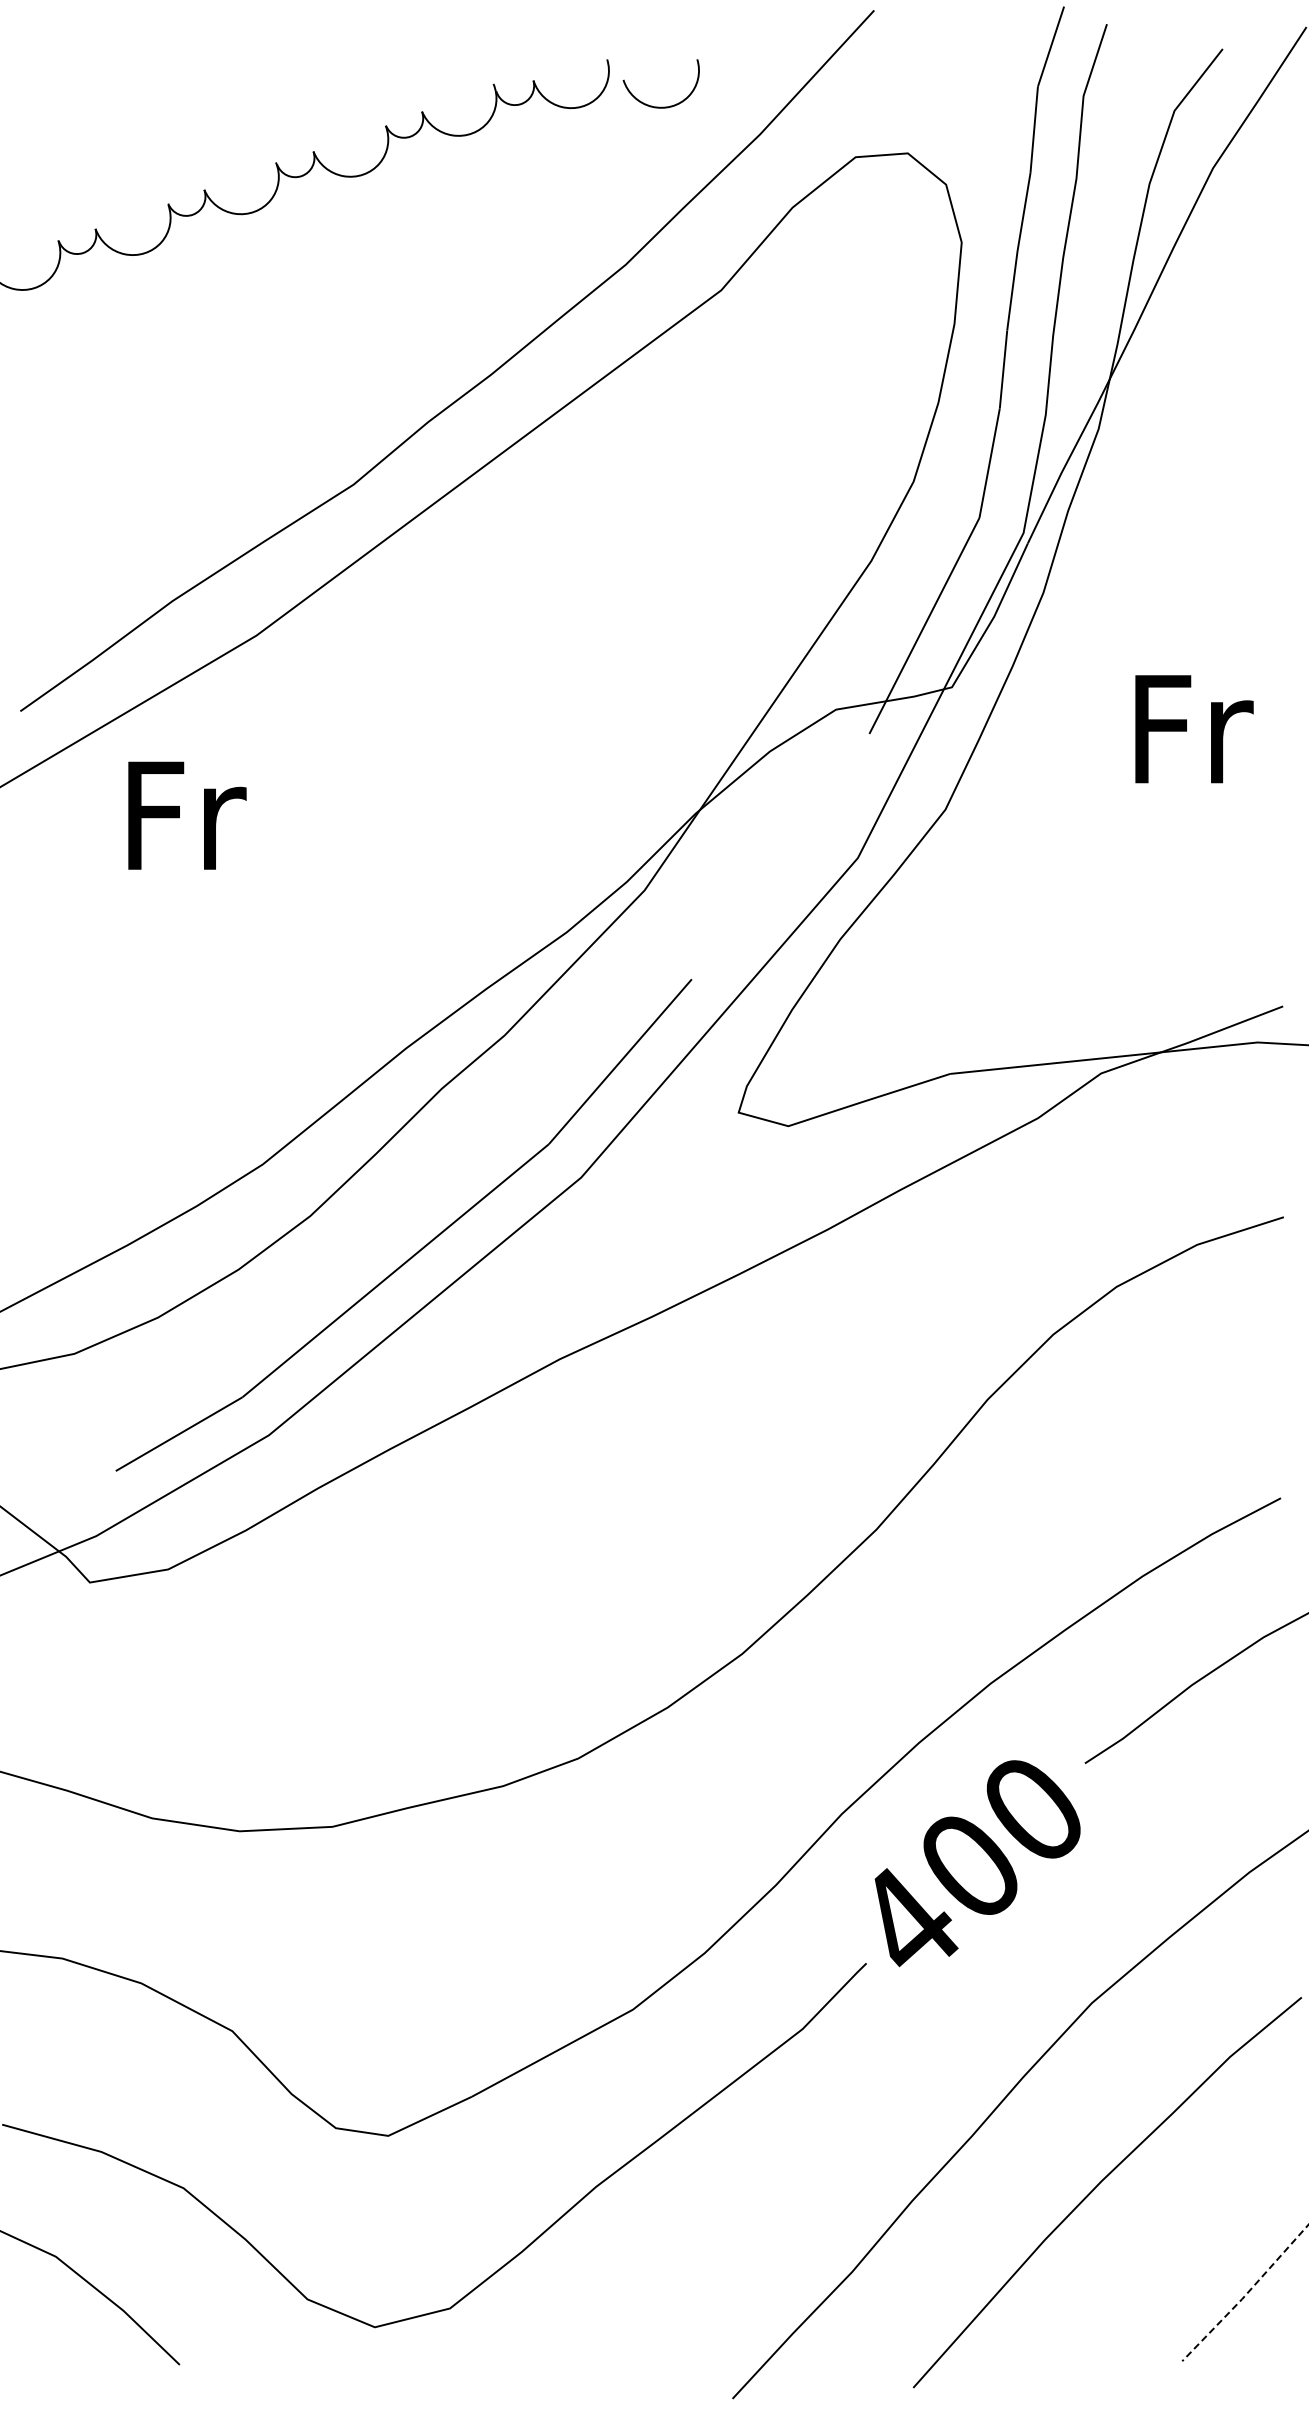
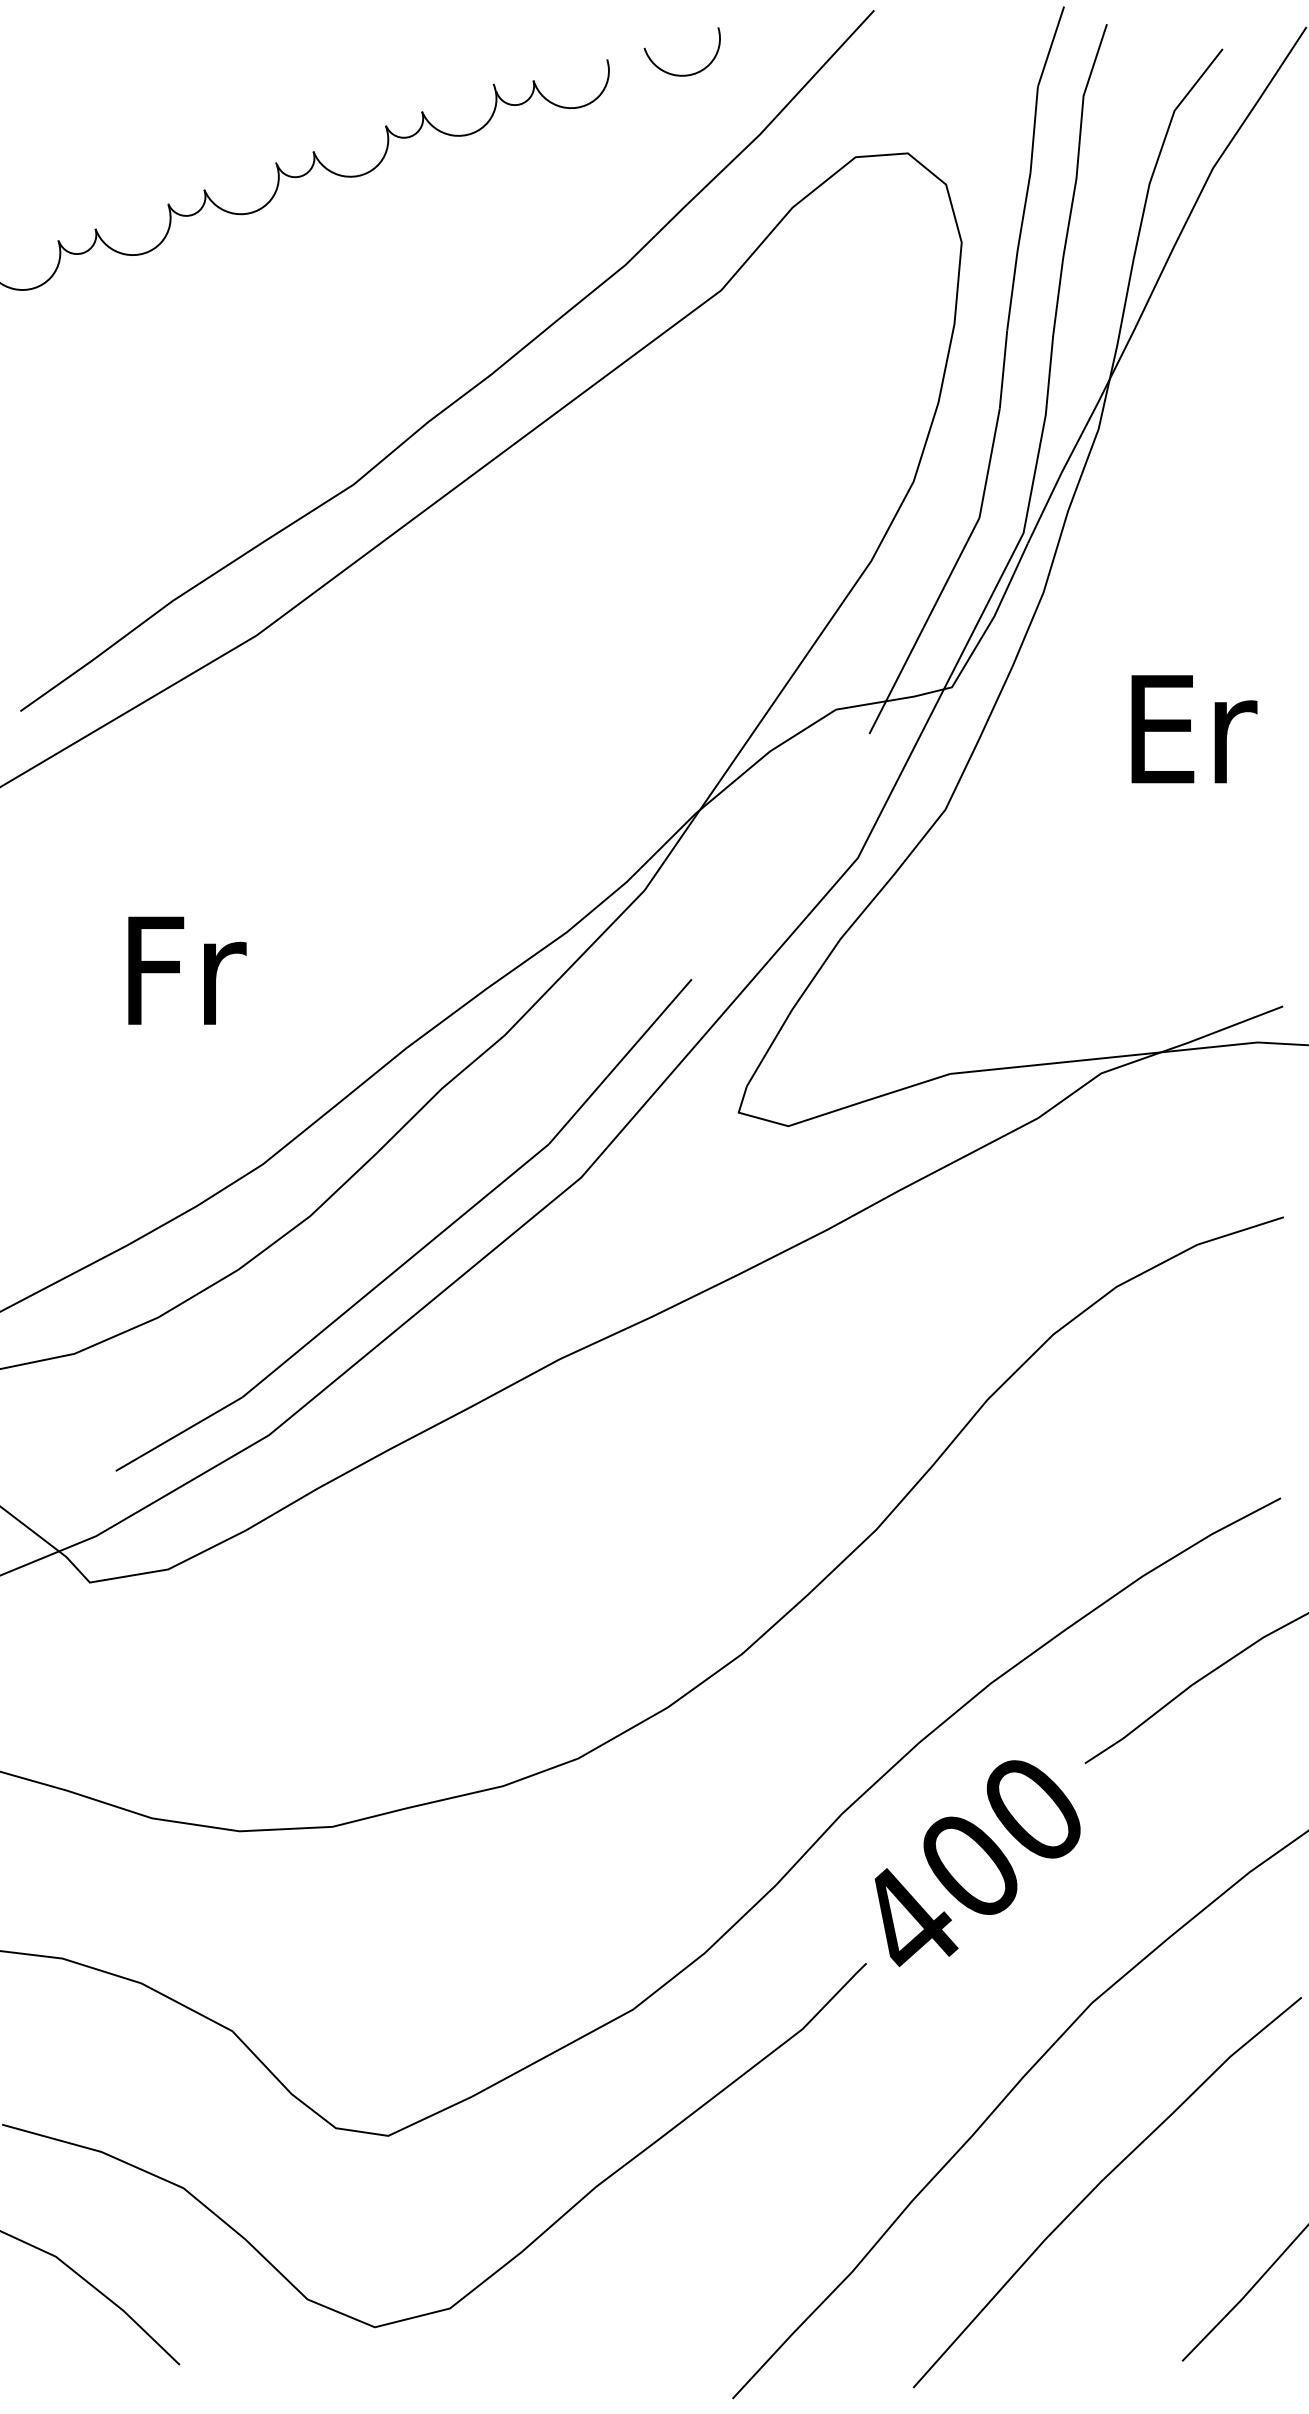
arc position: (660, 106) -> (681, 74) (681, 74)
text: Fr -> Er (1194, 729)
text position: (187, 815) -> (187, 970) (187, 970)
line: dashed -> solid (1246, 2294)
